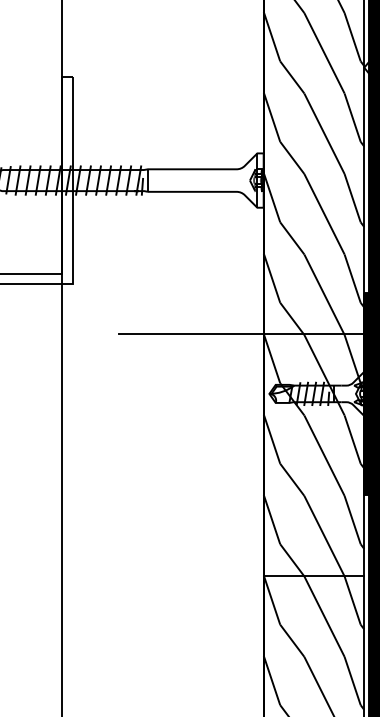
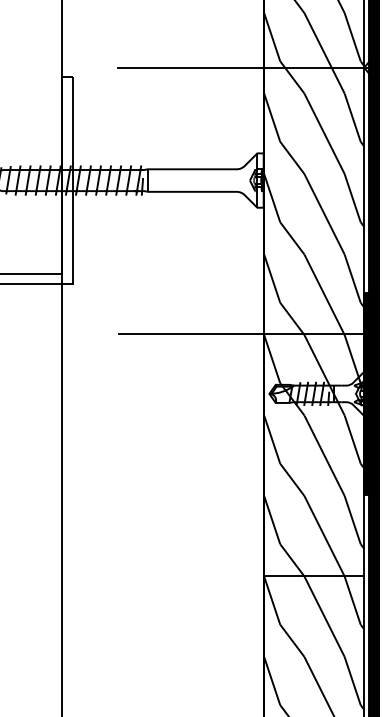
line: none -> present (243, 67)
